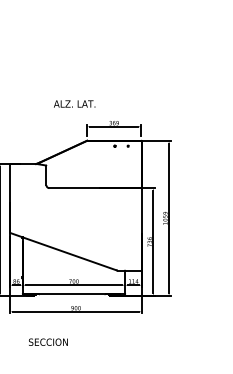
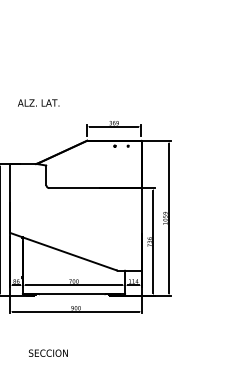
text position: (74, 103) -> (38, 102) (38, 102)
text position: (48, 341) -> (48, 352) (48, 352)
